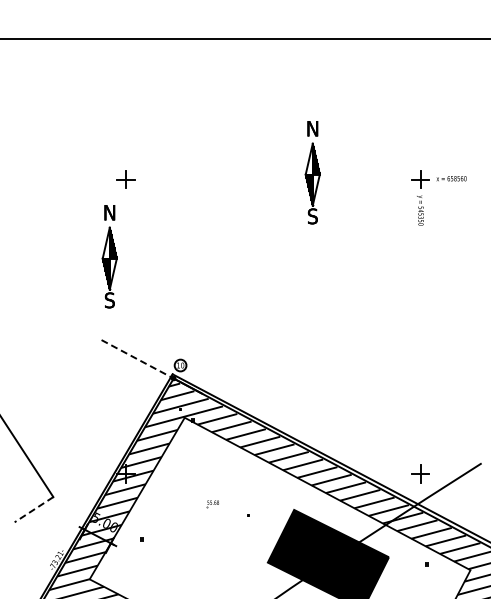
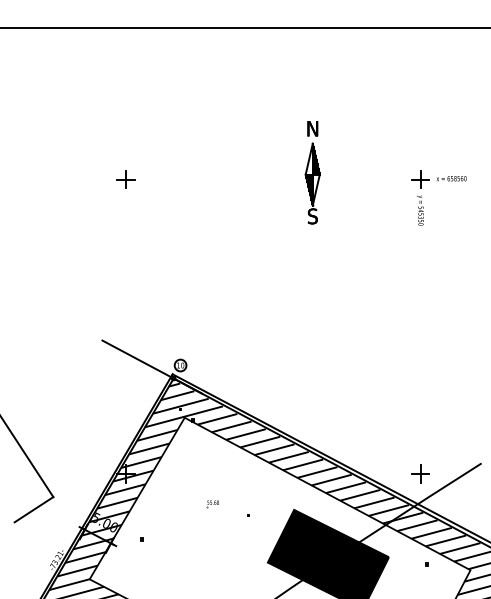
line position: (244, 39) -> (244, 28) (244, 28)
part: present -> none (109, 256)
line: dashed -> solid (137, 359)
line: dashed -> solid (33, 509)
